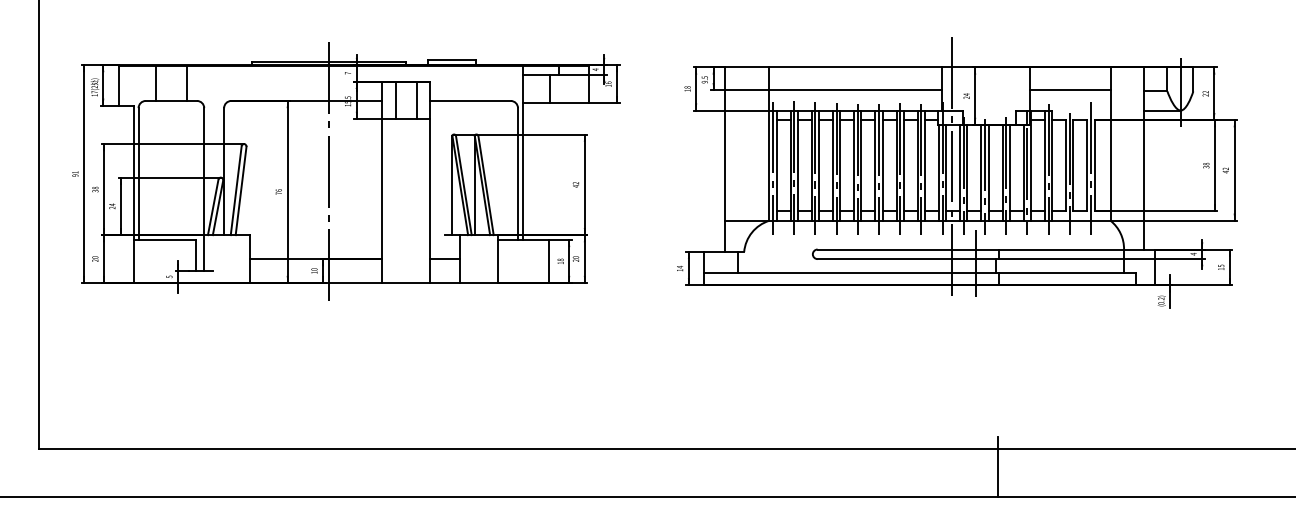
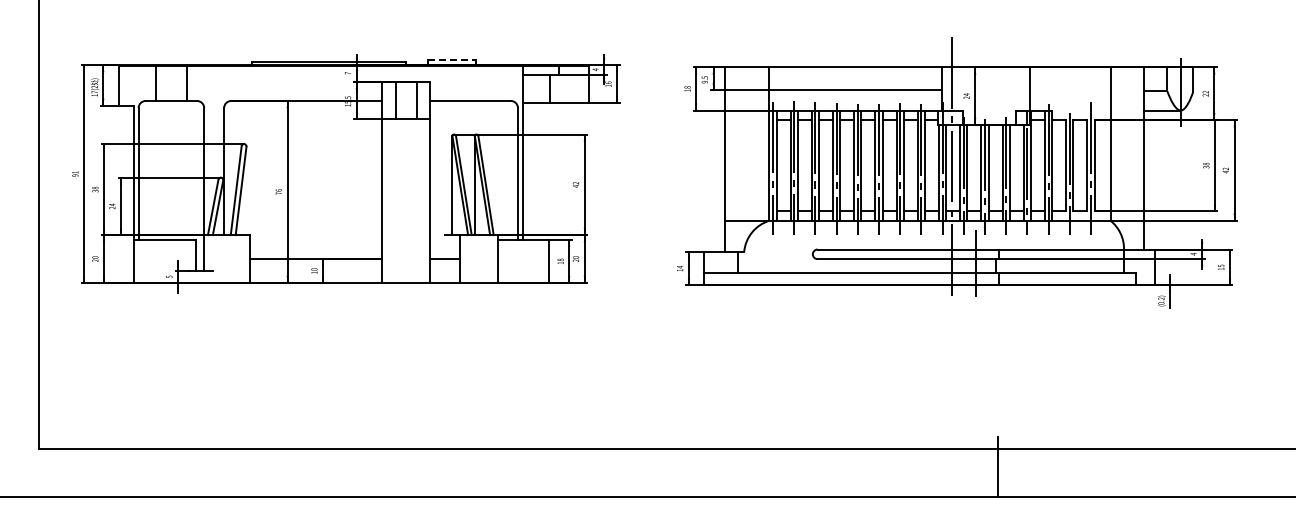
line: solid -> dashed (452, 59)
line: present -> none (1070, 90)
line: present -> none (328, 172)
